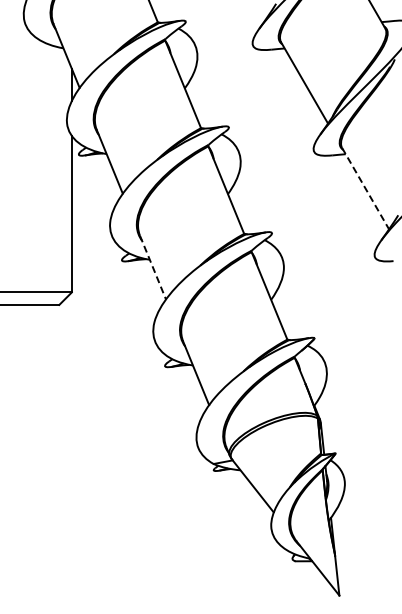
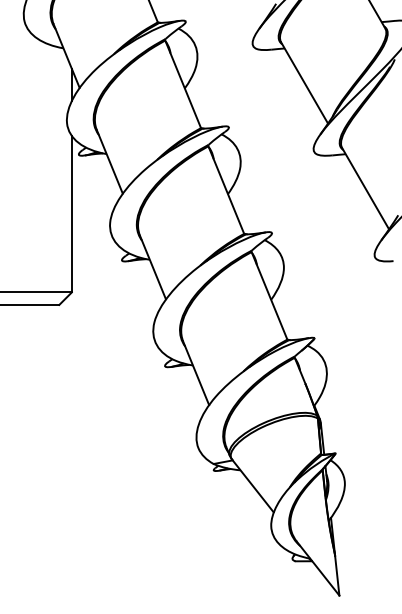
line: dashed -> solid (365, 188)
line: dashed -> solid (153, 268)
